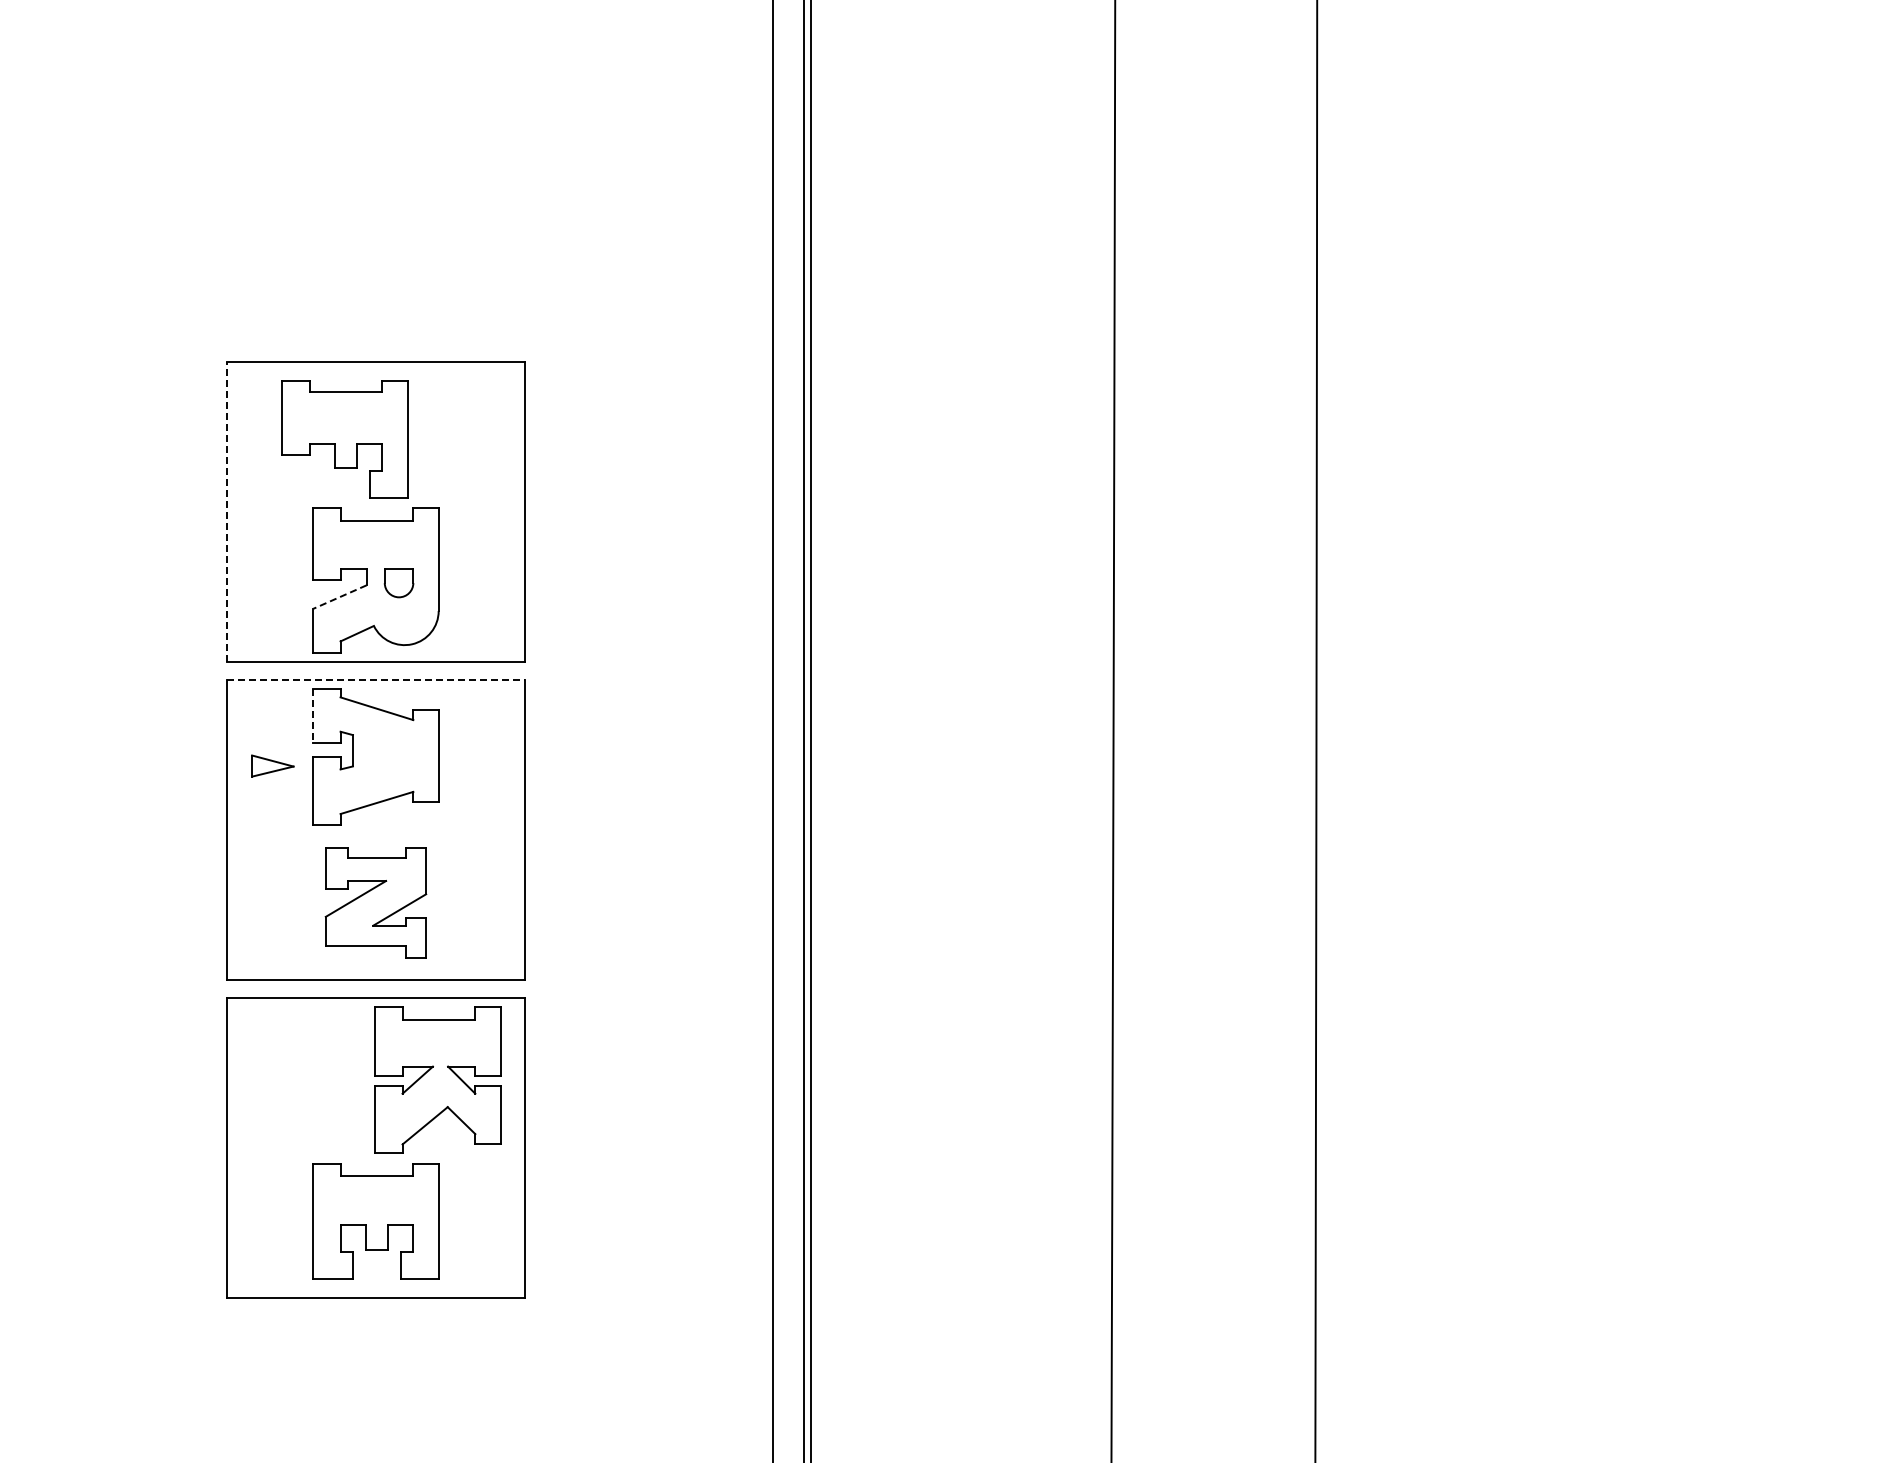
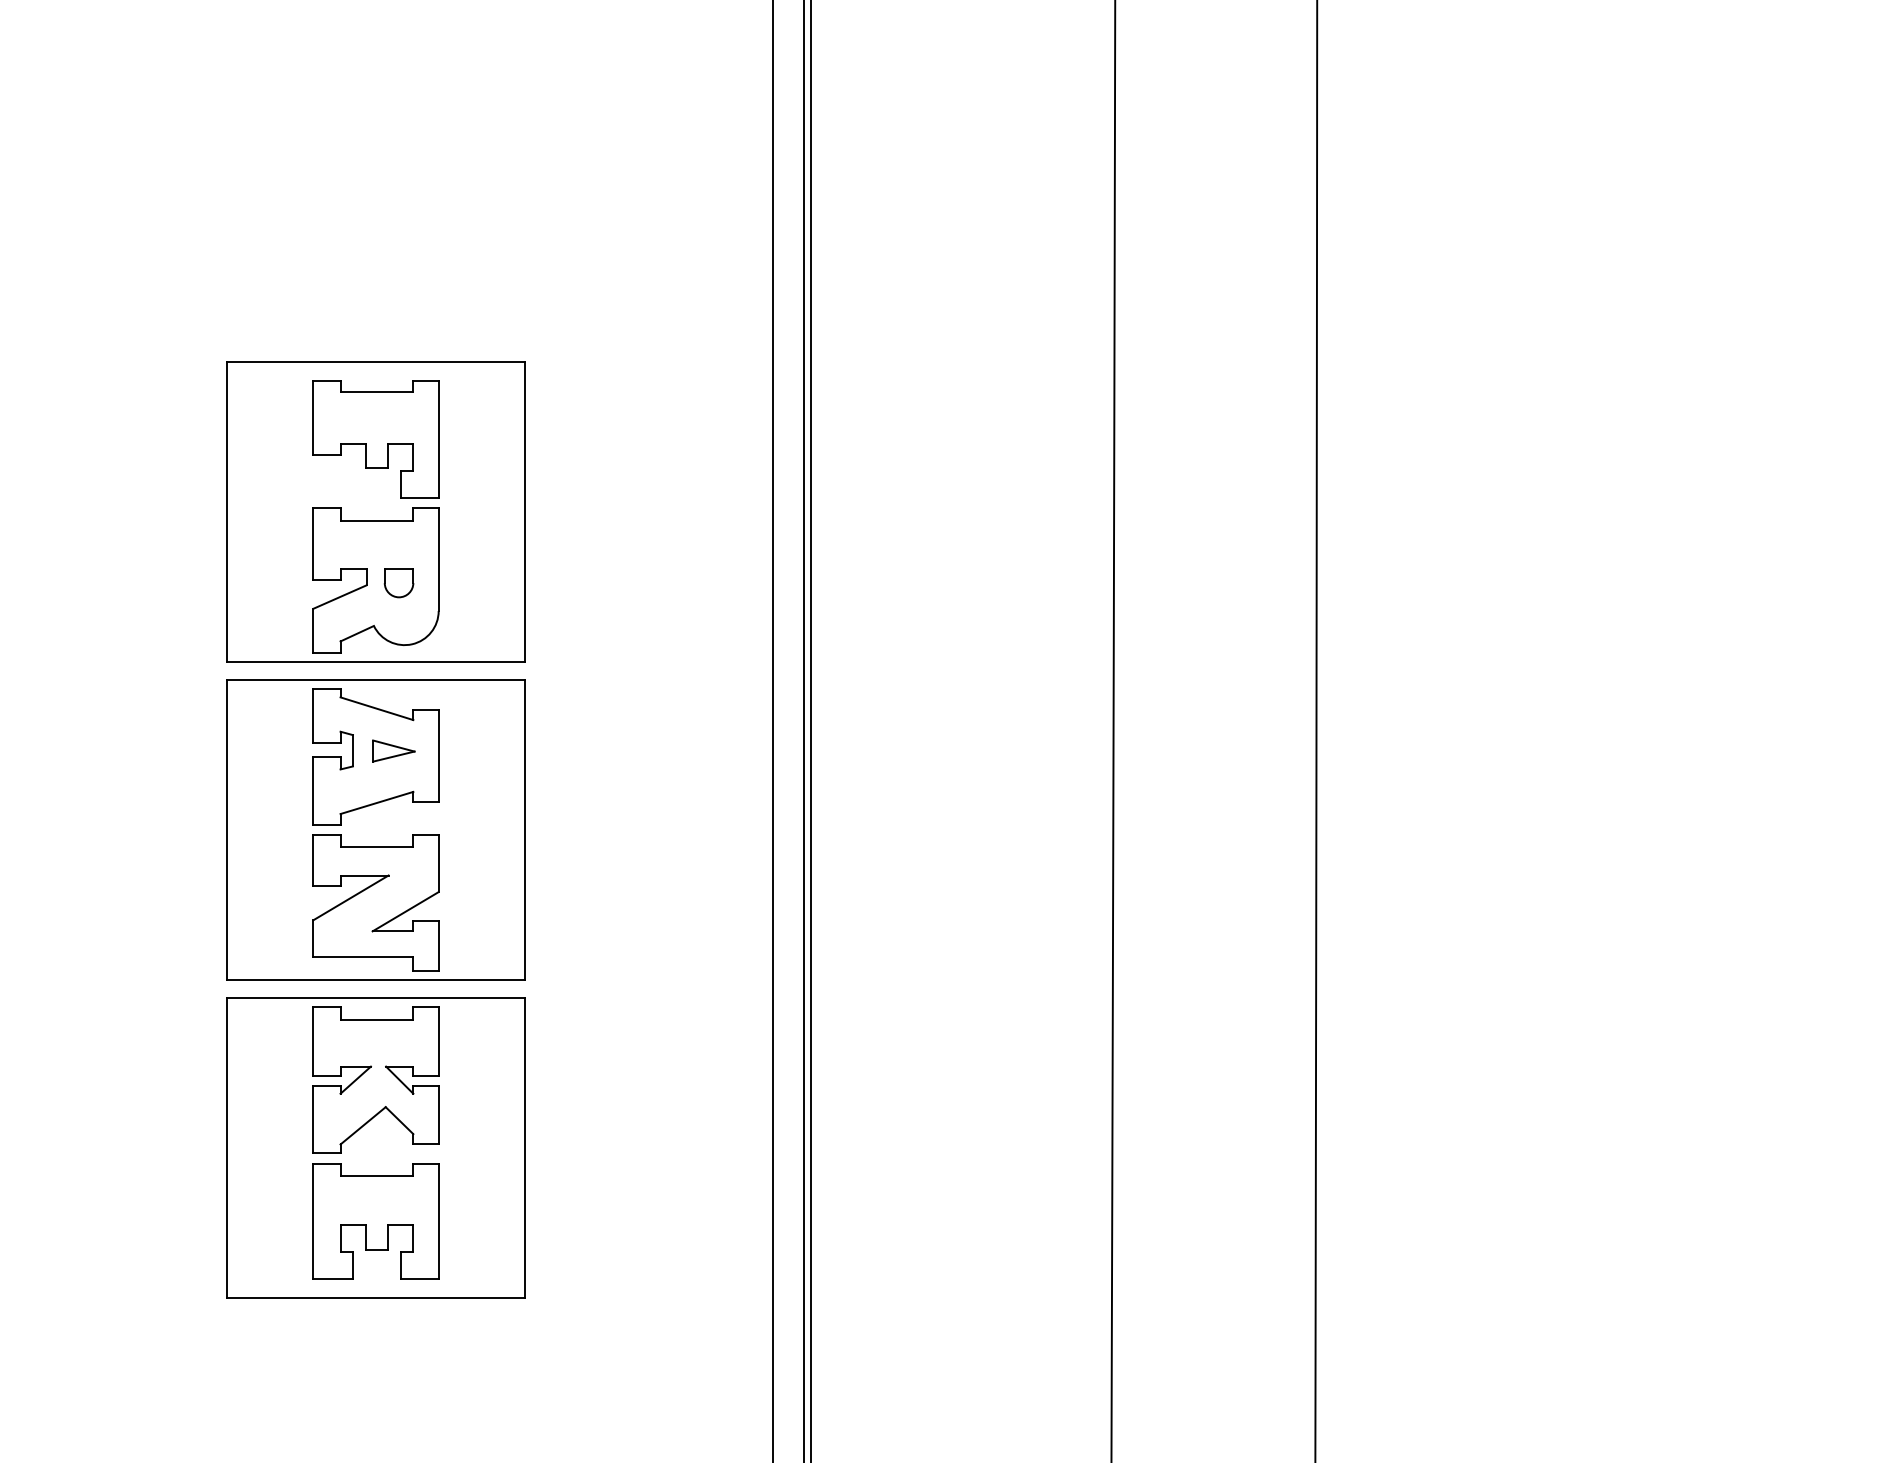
part position: (344, 439) -> (375, 439) (375, 439)
line: dashed -> solid (226, 511)
line: dashed -> solid (339, 597)
line: dashed -> solid (376, 679)
line: dashed -> solid (313, 716)
part position: (272, 765) -> (393, 750) (393, 750)
part size: 104x112 px -> 128x138 px (375, 902)
part position: (437, 1079) -> (375, 1079) (375, 1079)
